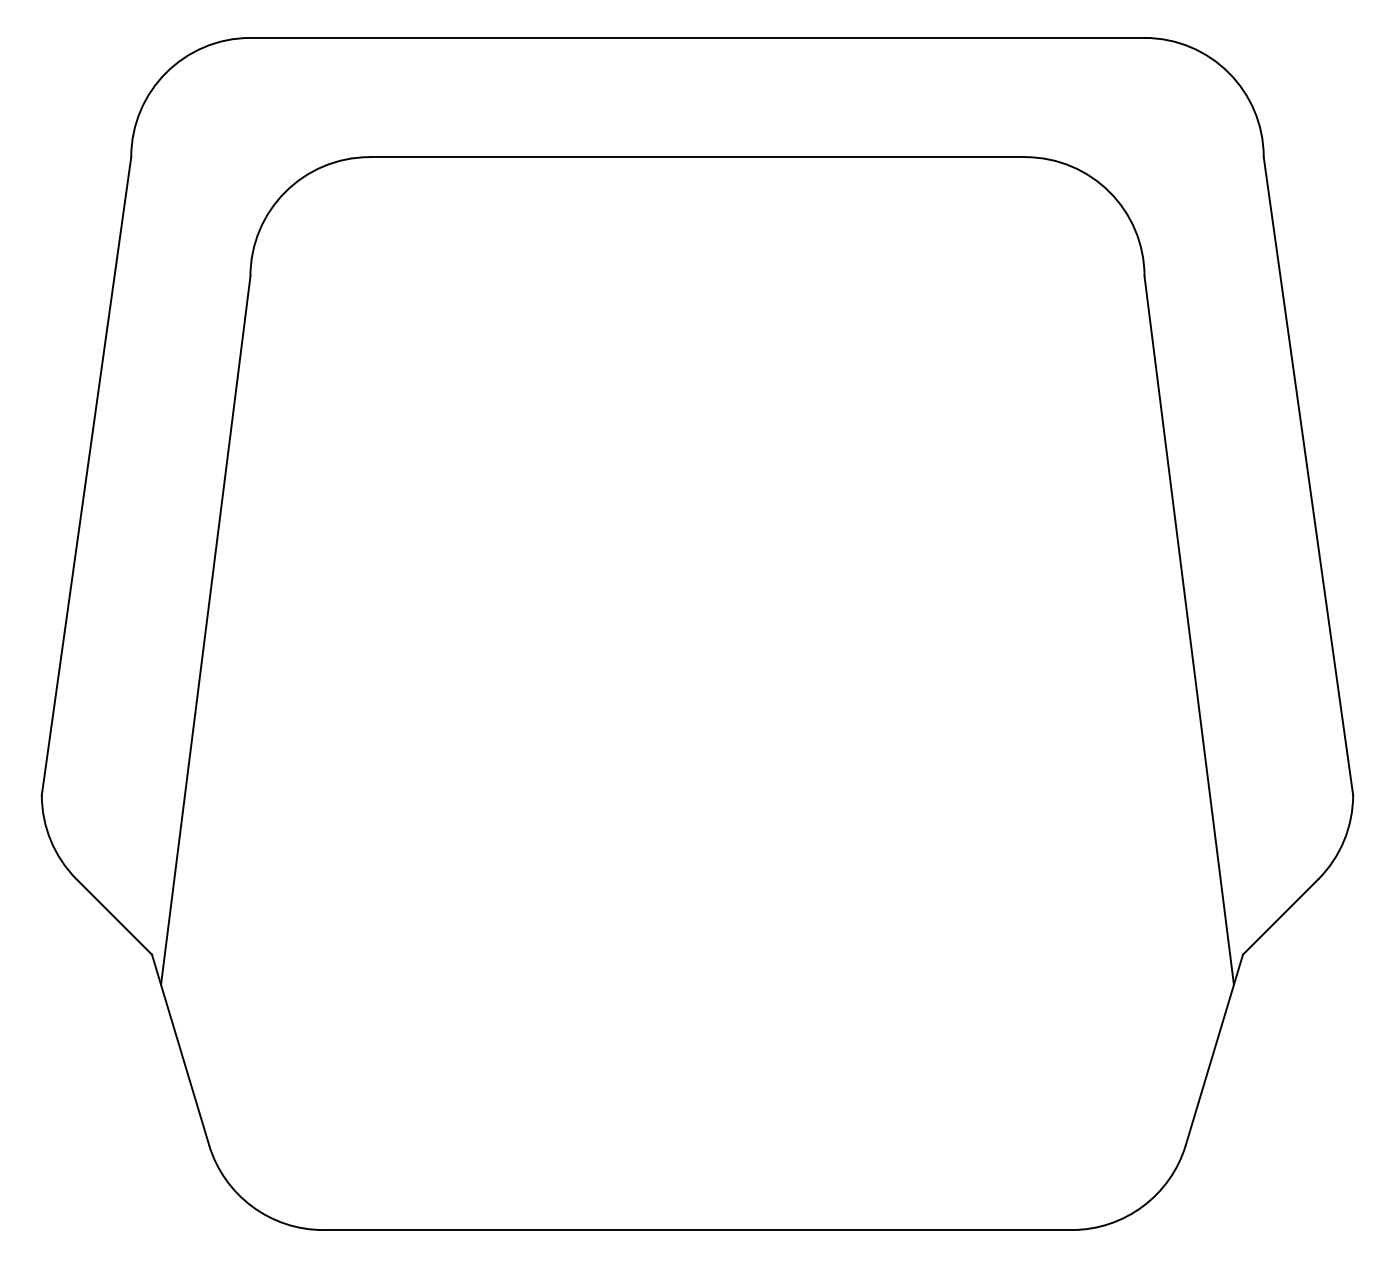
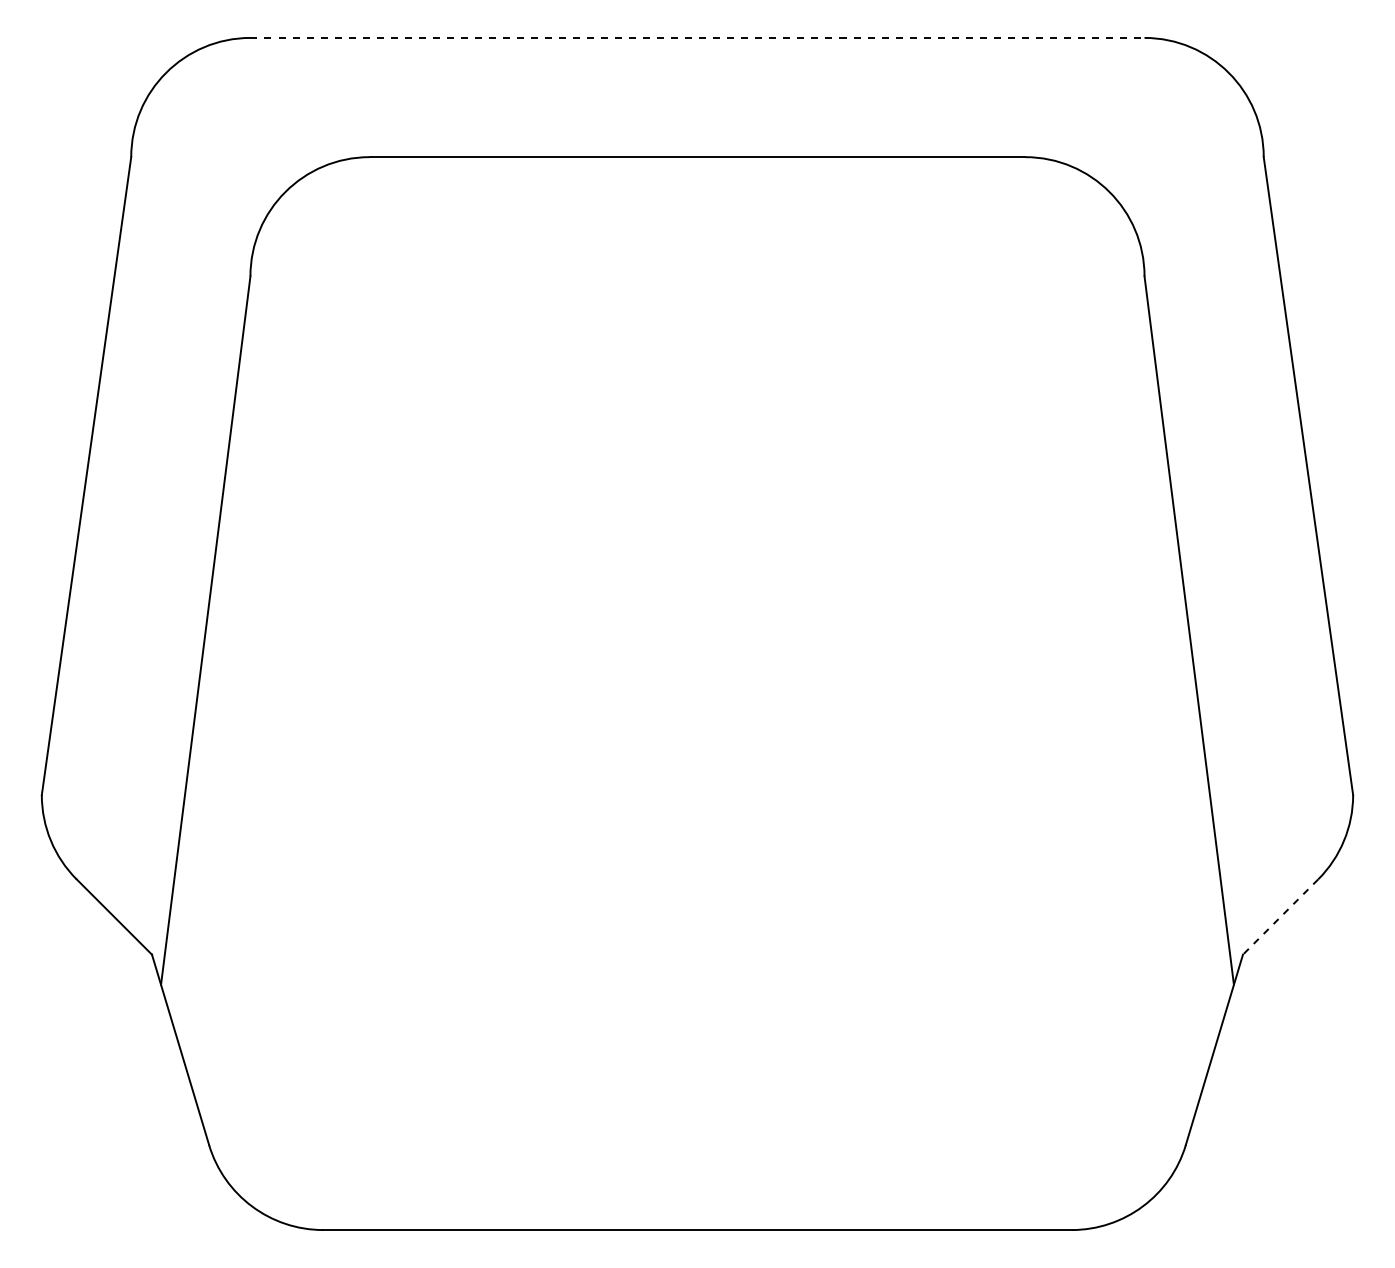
line: solid -> dashed (697, 37)
line: solid -> dashed (1280, 917)
